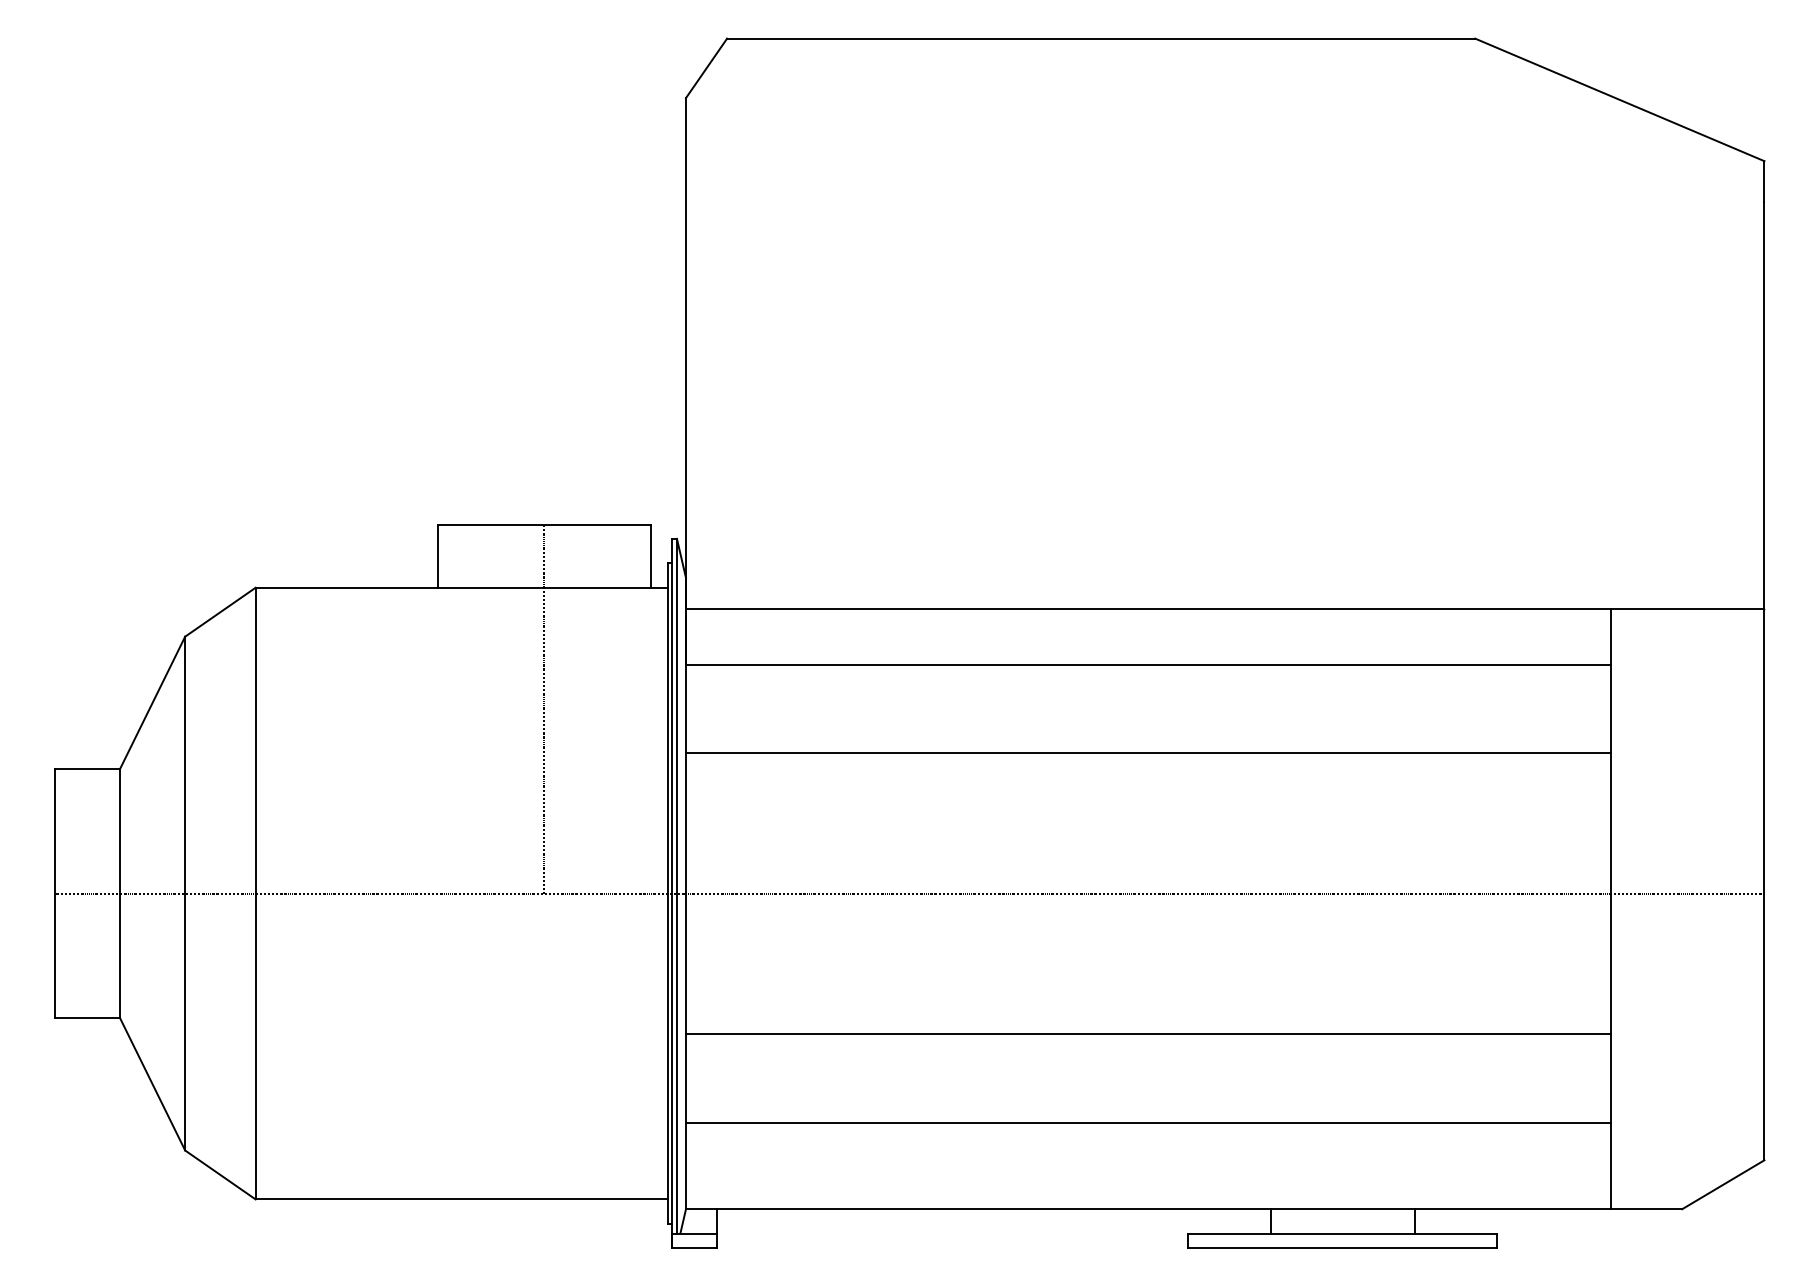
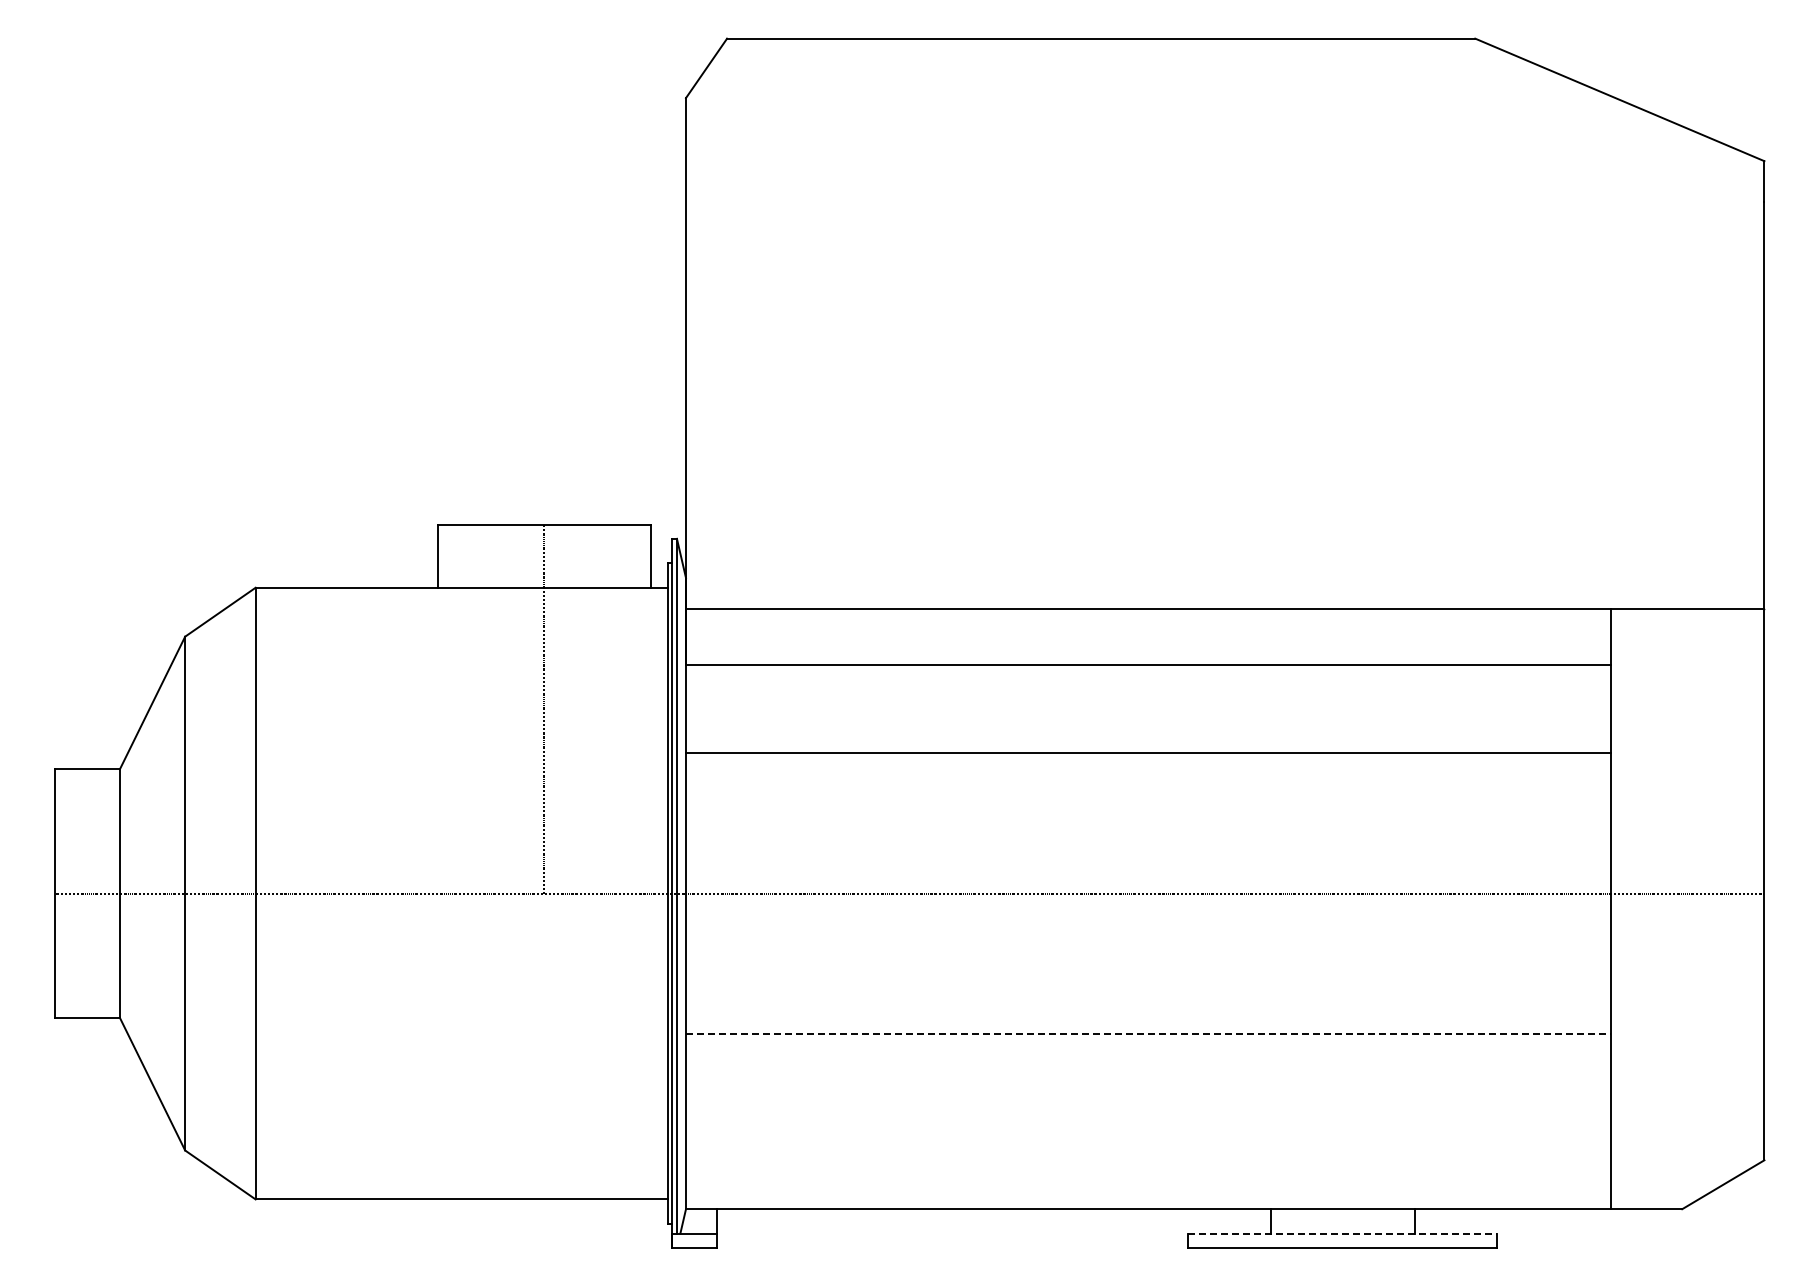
line: solid -> dashed (1148, 1034)
line: present -> none (1148, 1122)
line: solid -> dashed (1343, 1233)
